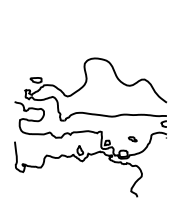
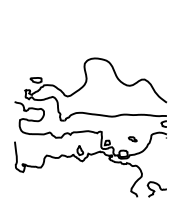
curve: none -> present (154, 190)
